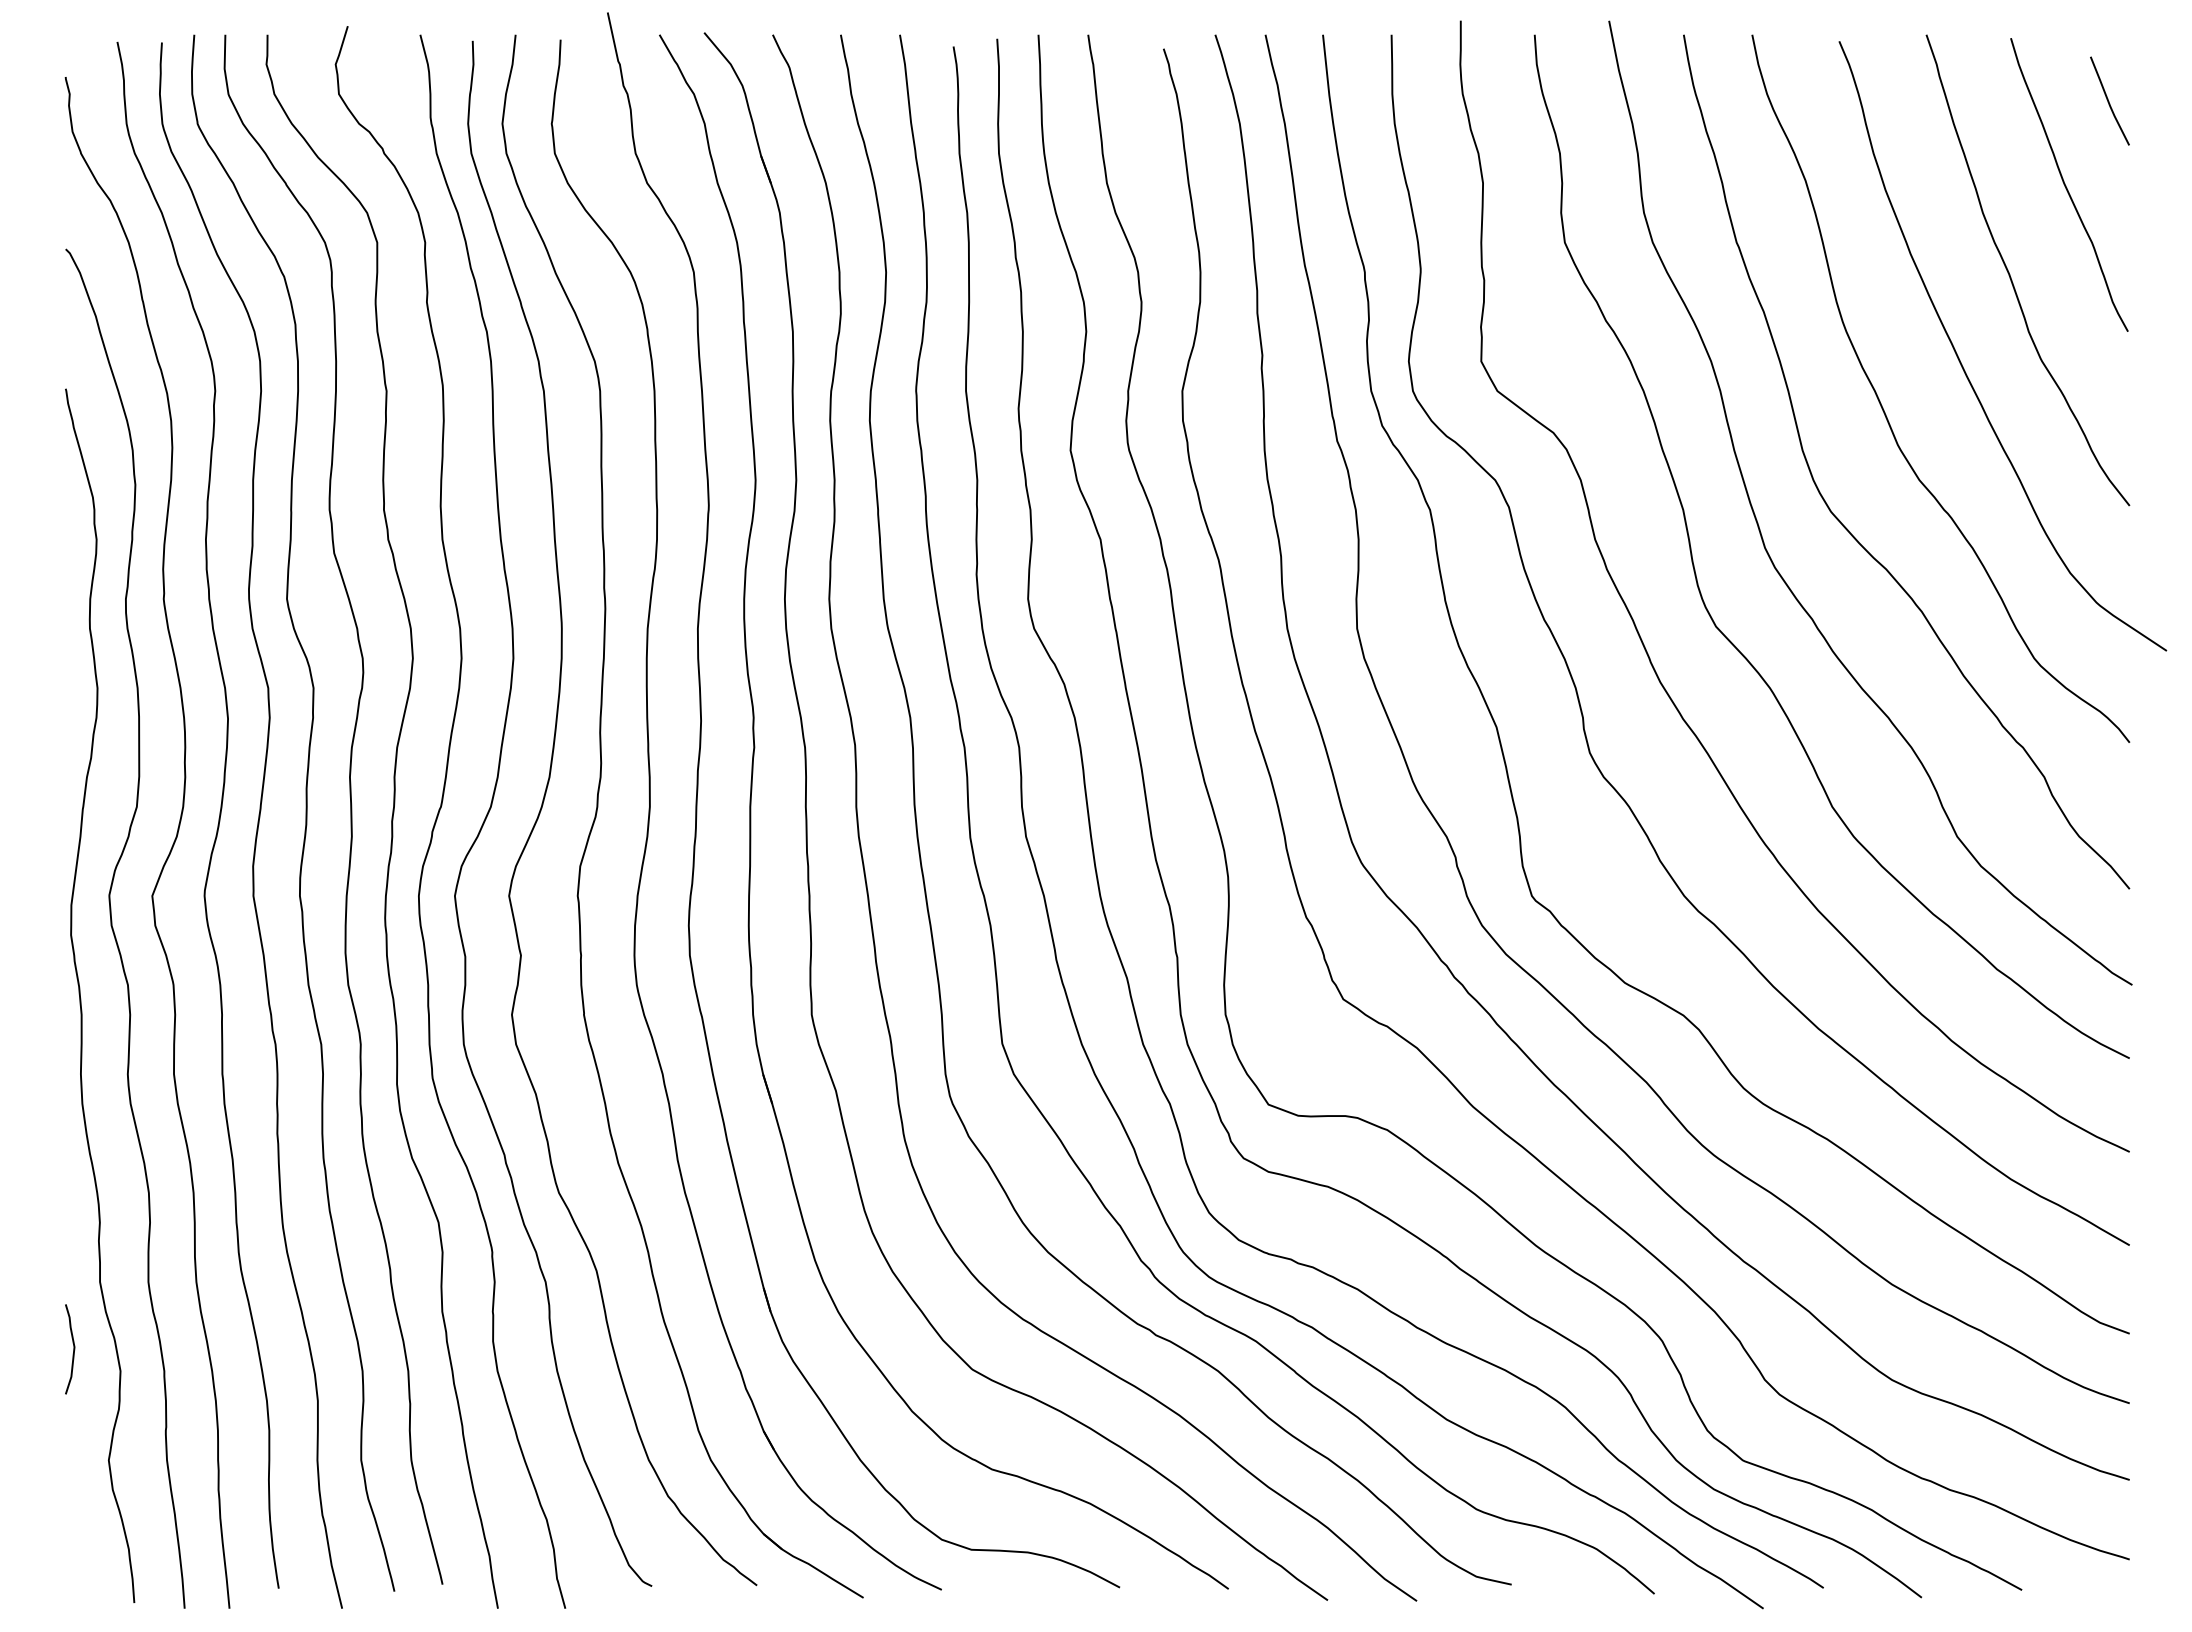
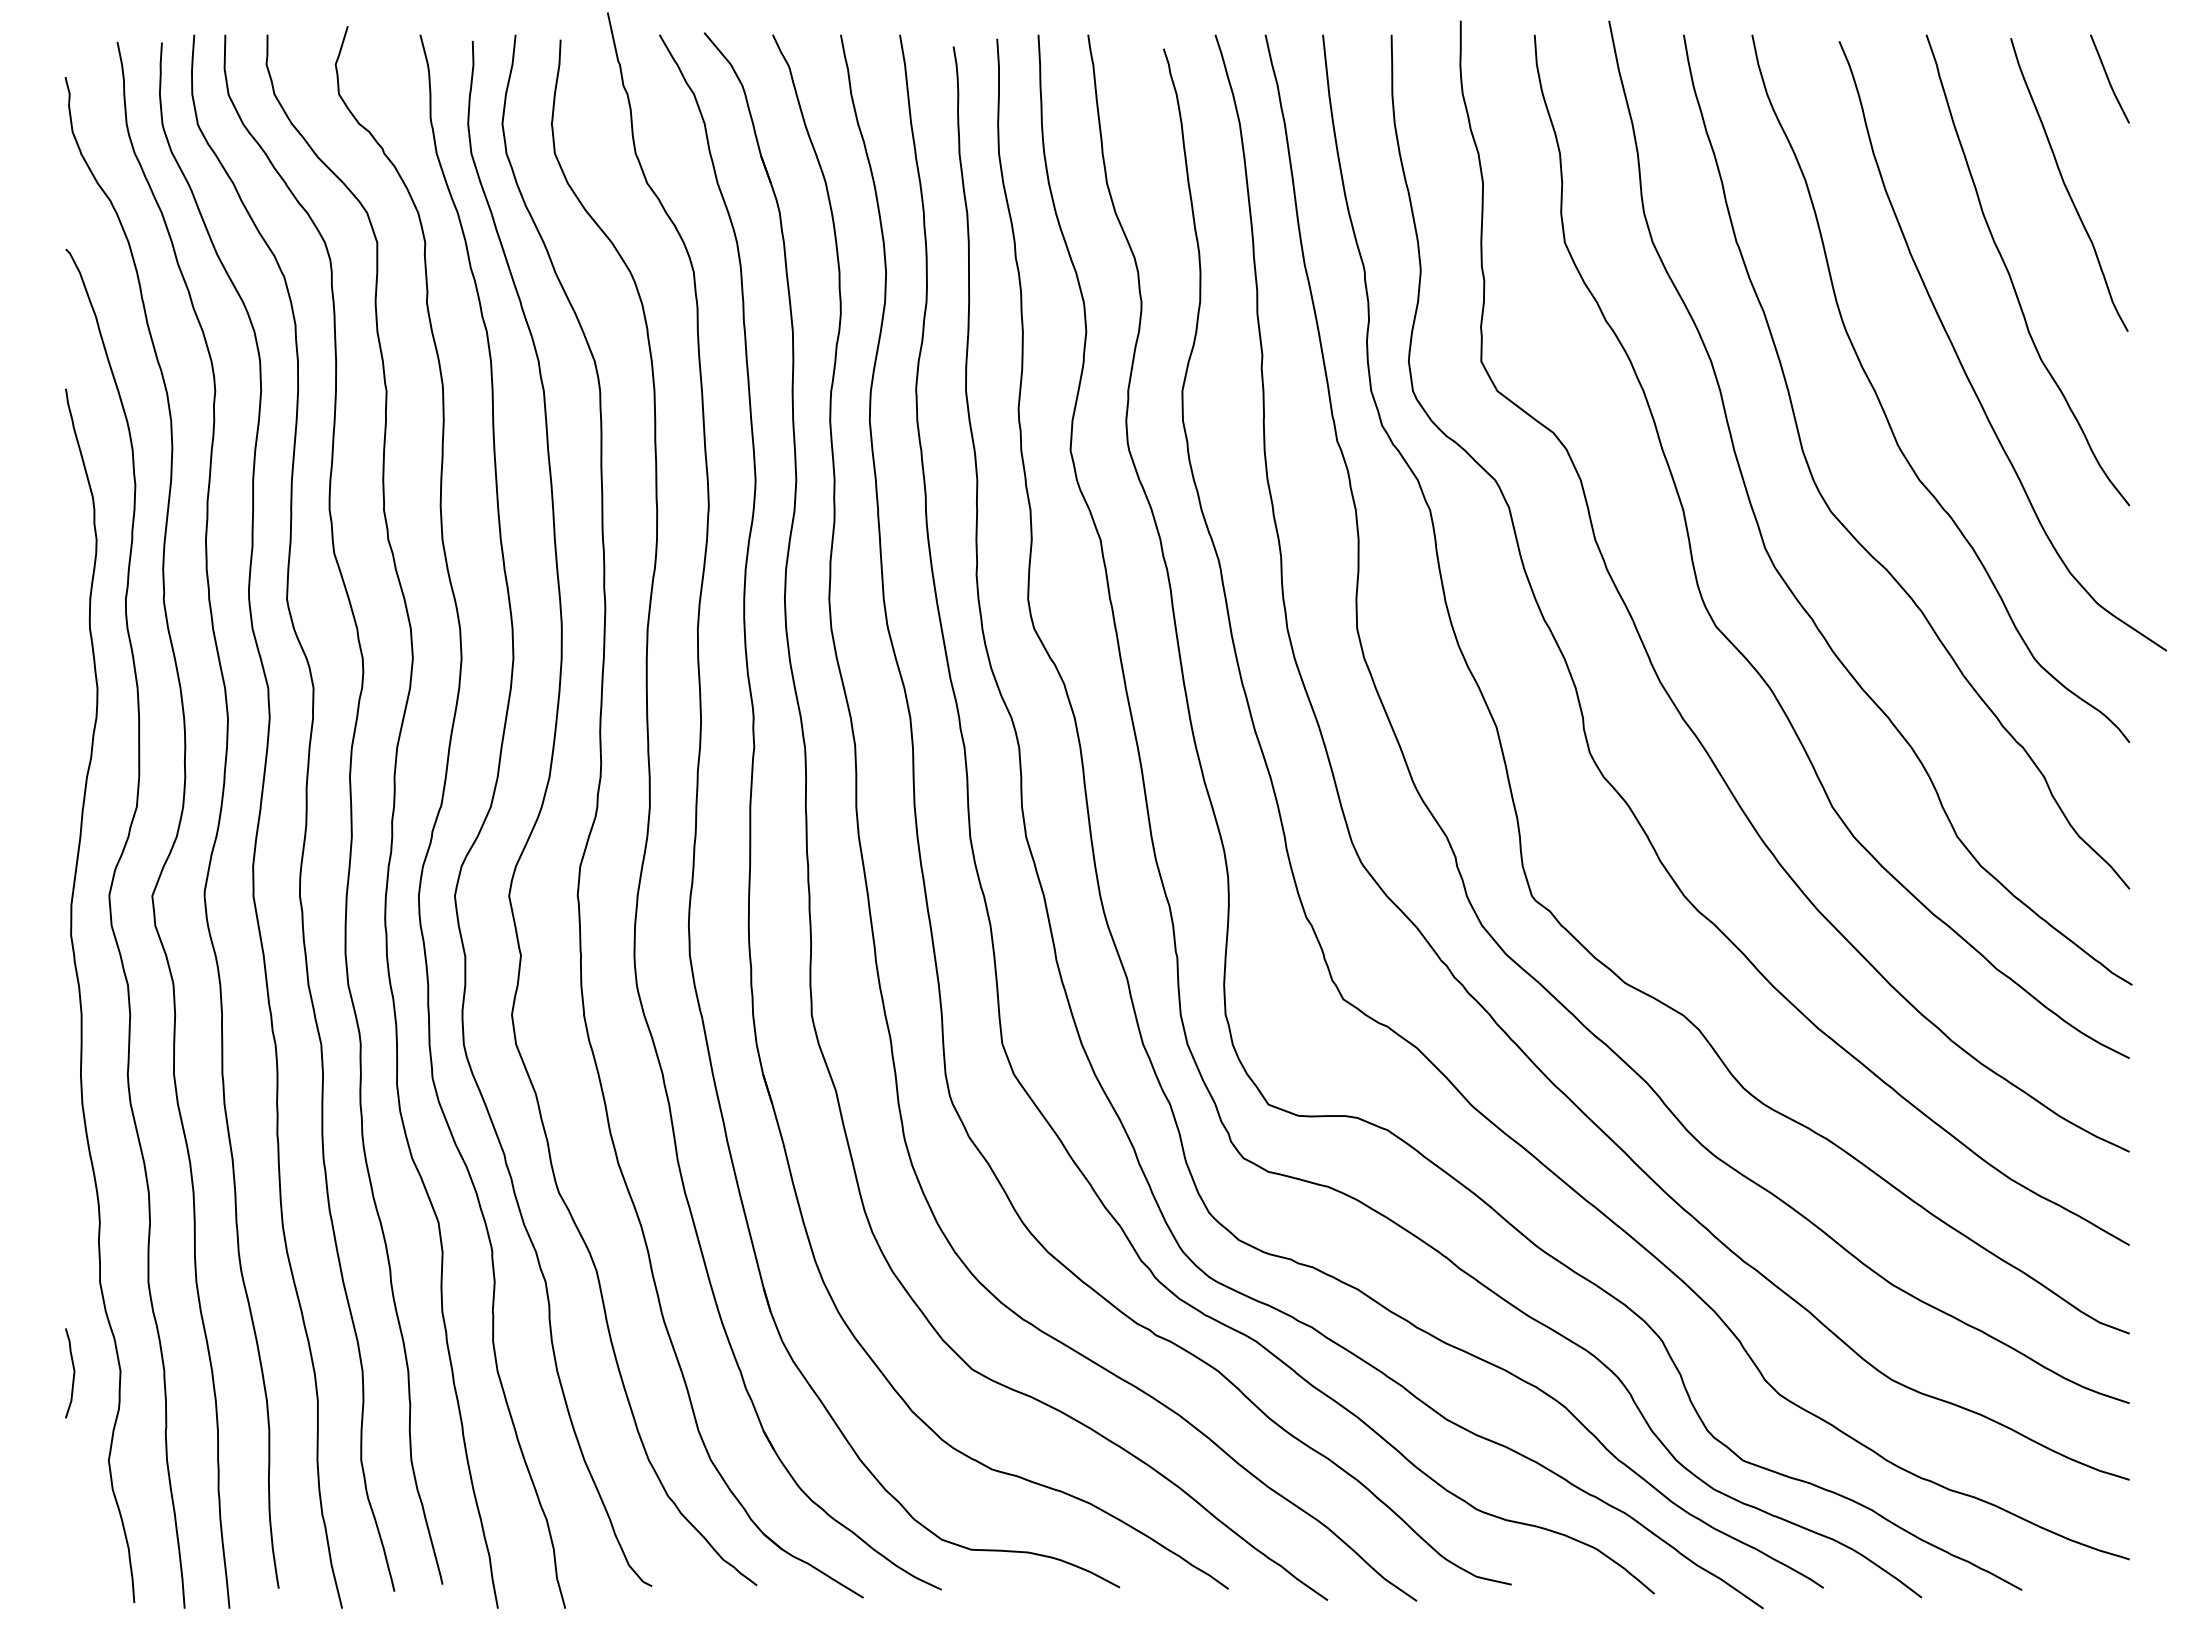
line position: (2108, 100) -> (2108, 78) (2108, 78)
curve position: (73, 1349) -> (73, 1373) (73, 1373)
